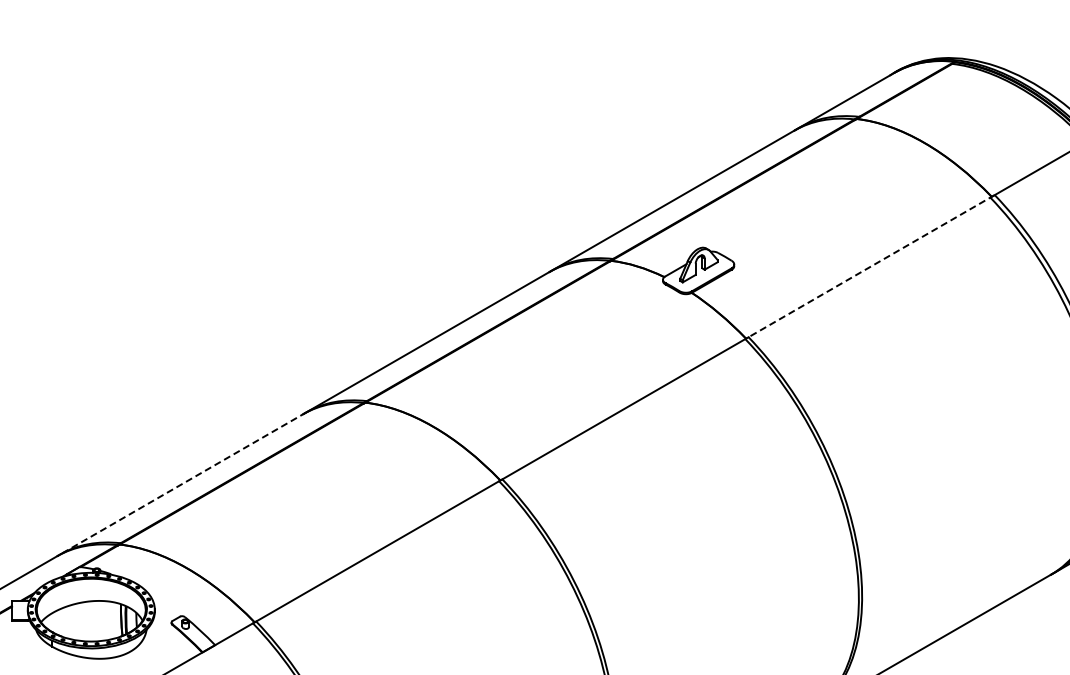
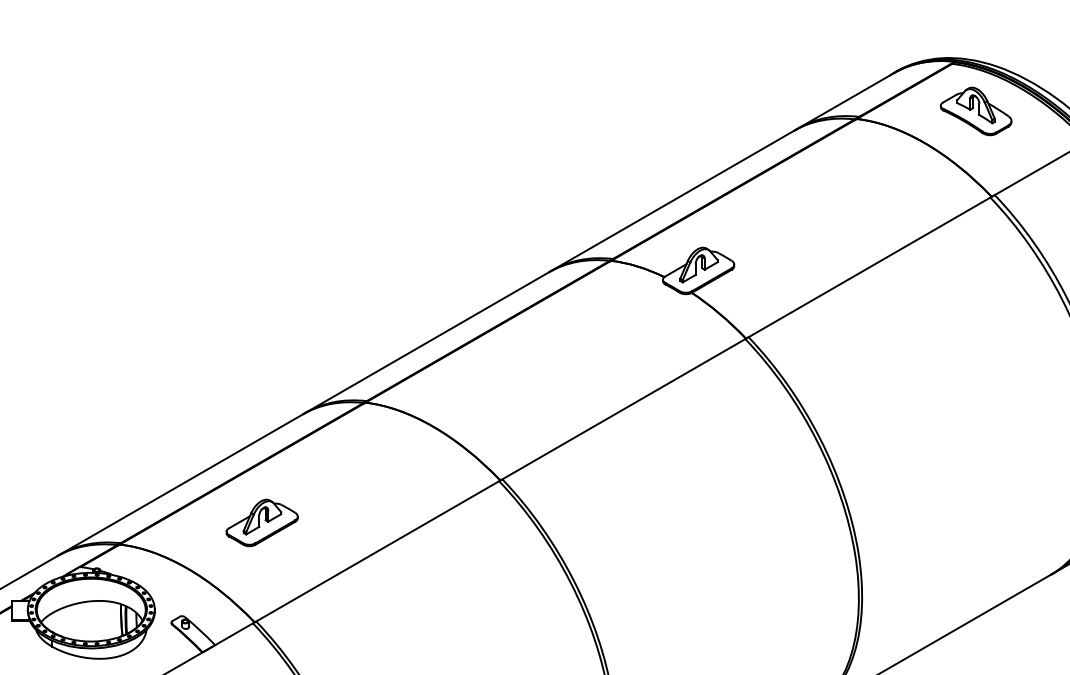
part: none -> present (975, 111)
line: dashed -> solid (869, 267)
line: dashed -> solid (181, 484)
part: none -> present (261, 522)
